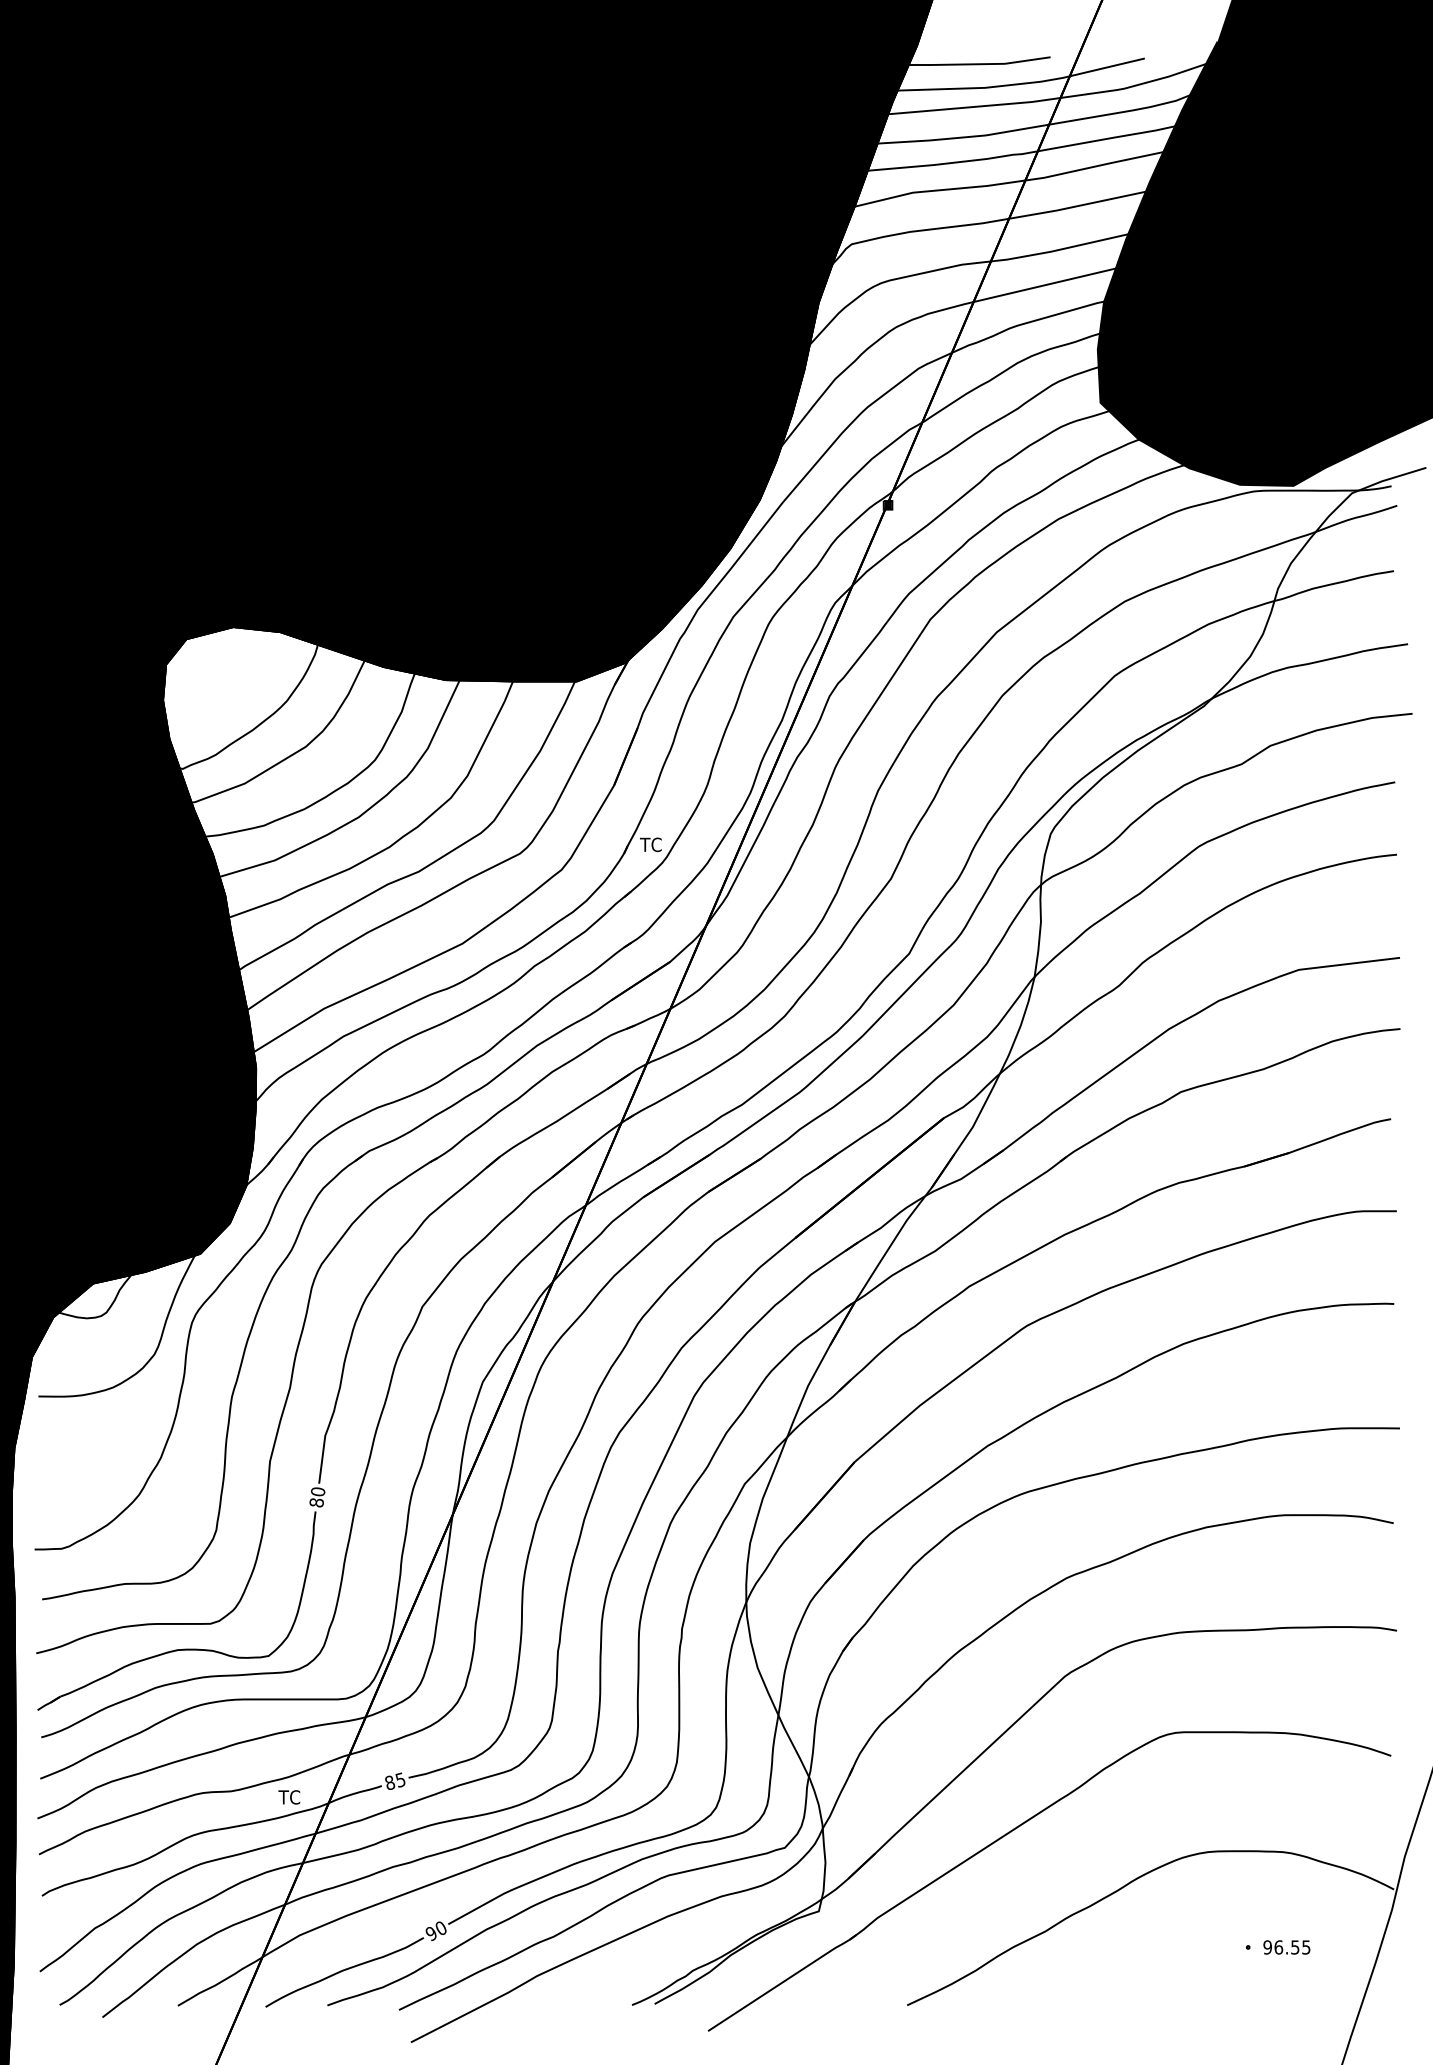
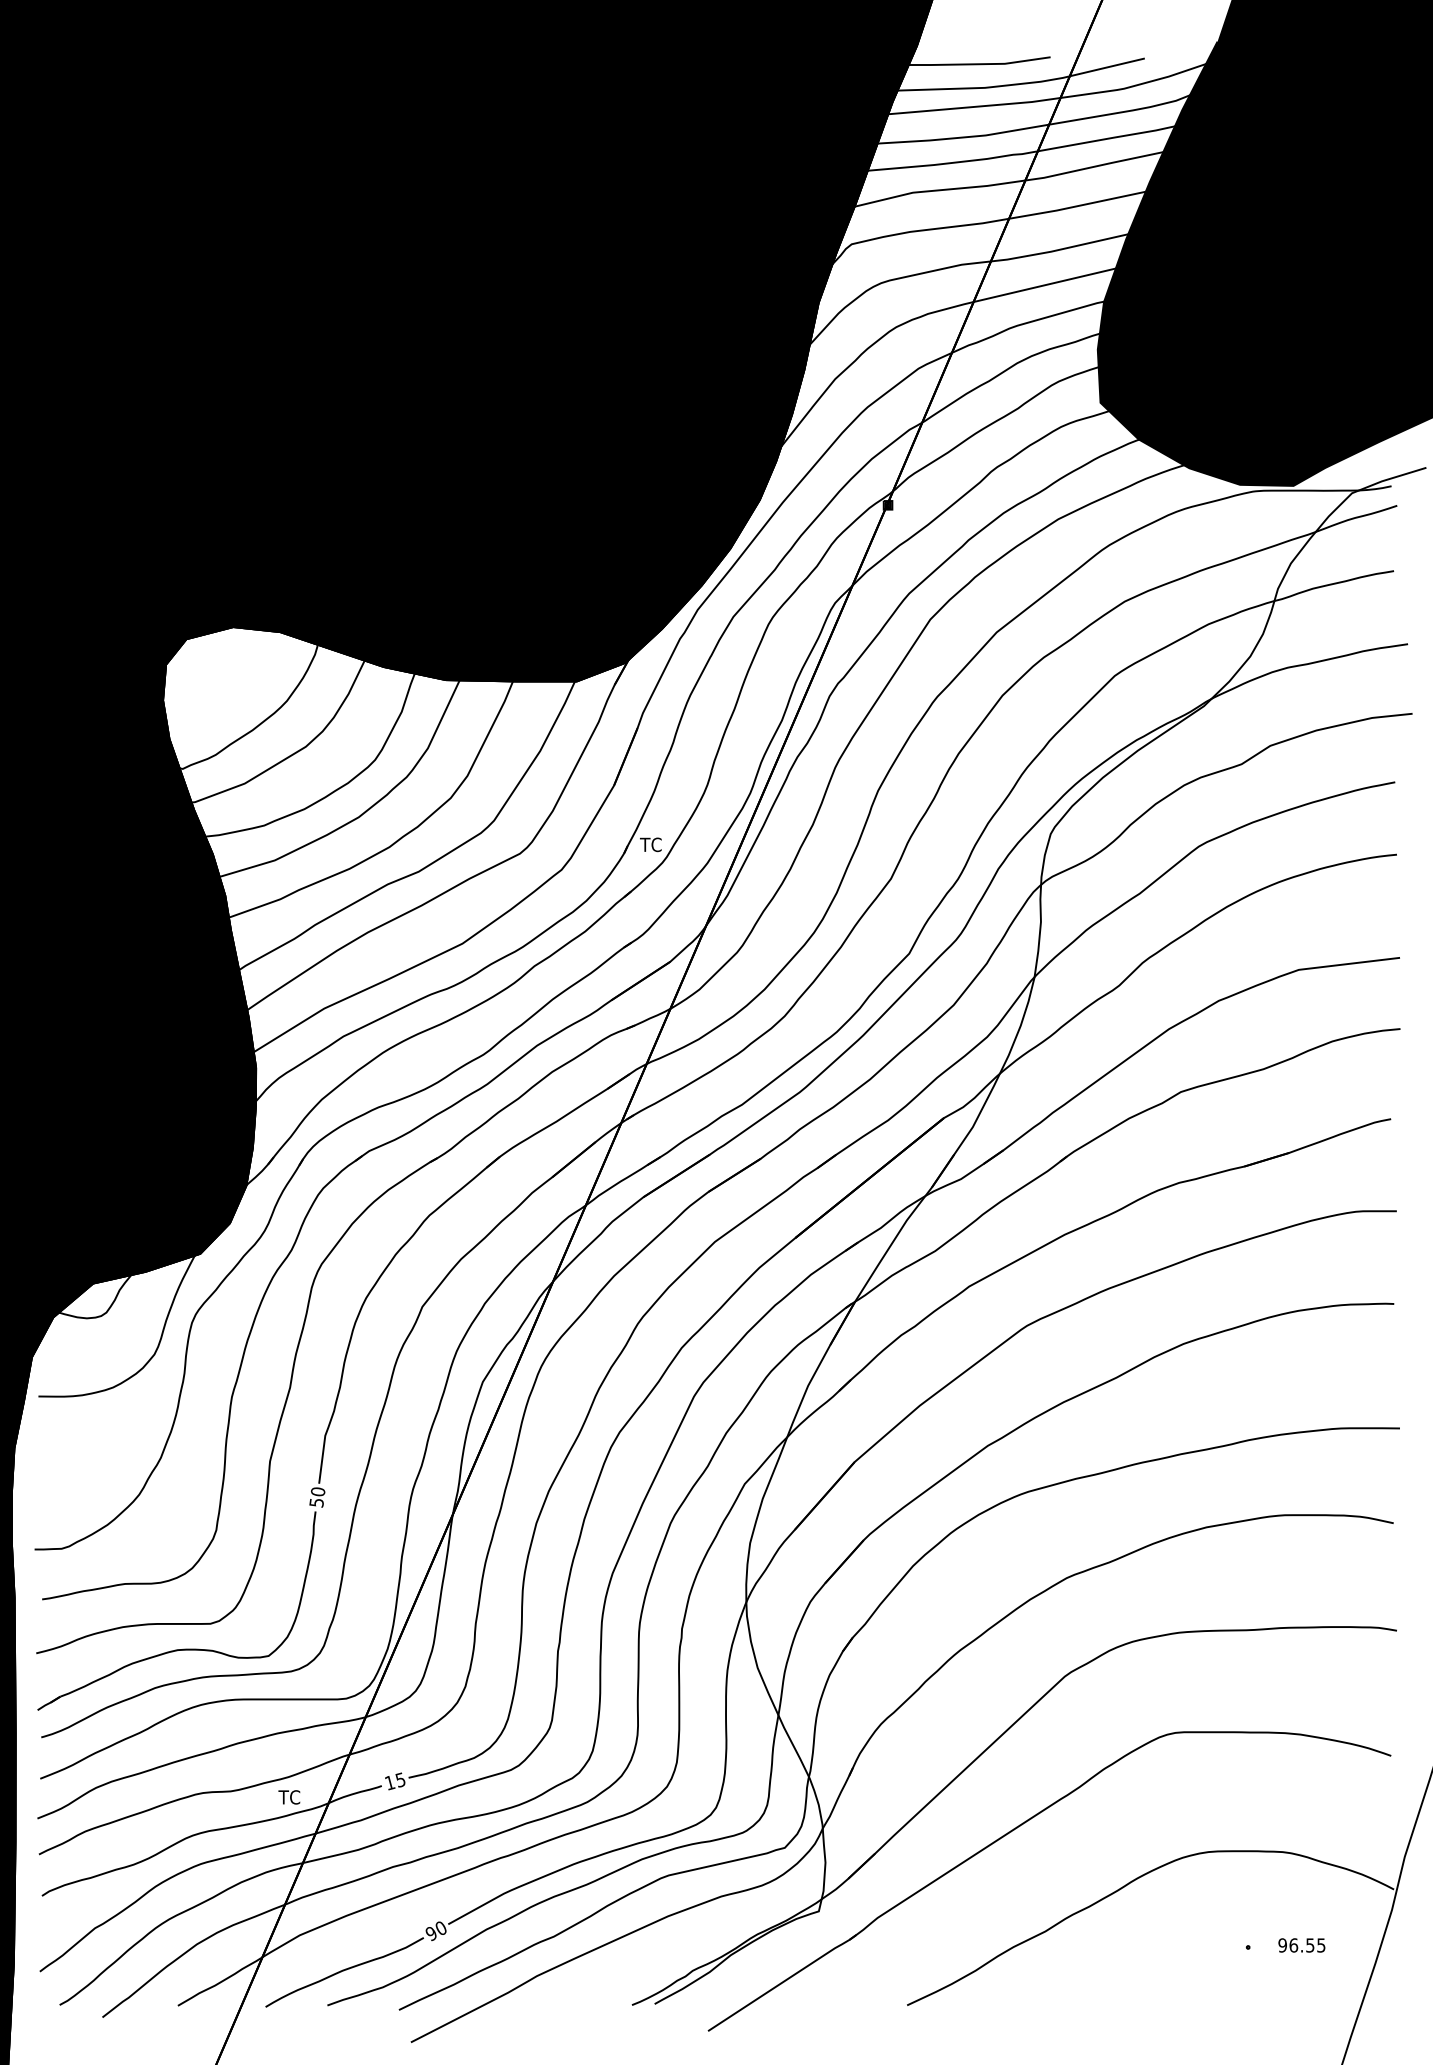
text: 80 -> 50 (316, 1502)
text: 85 -> 15 (390, 1782)
text position: (1286, 1947) -> (1301, 1945) (1301, 1945)
